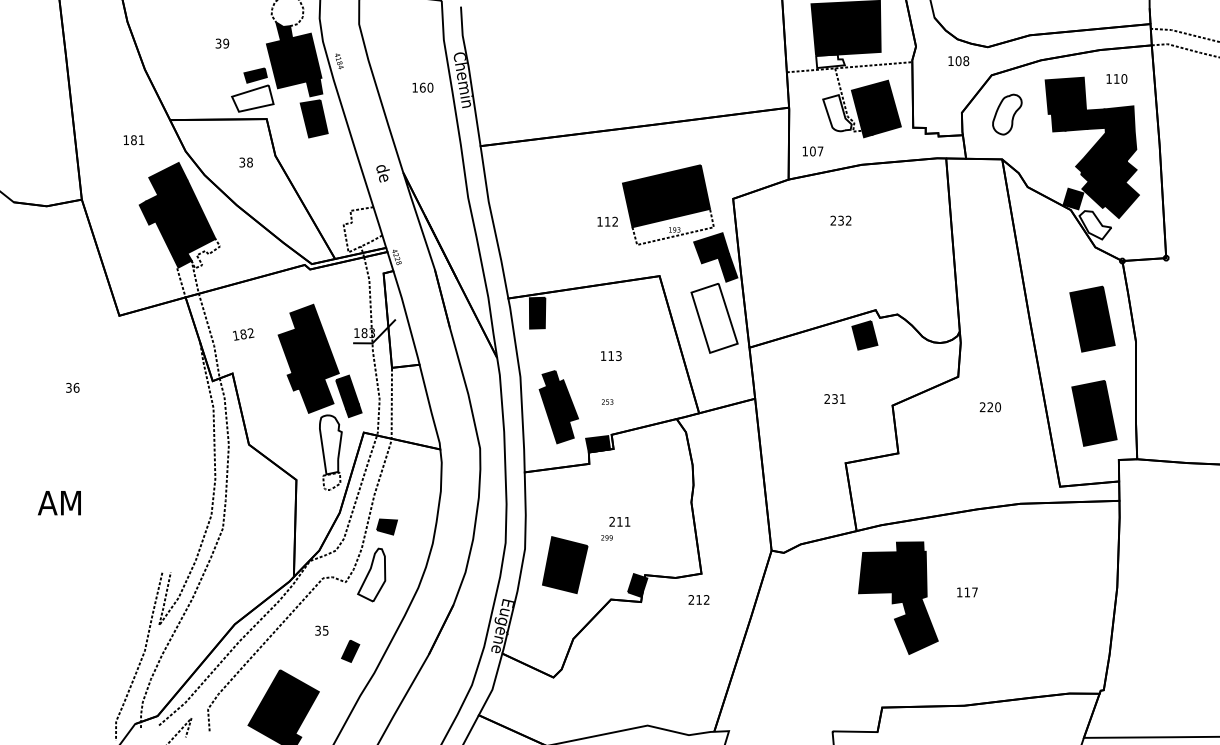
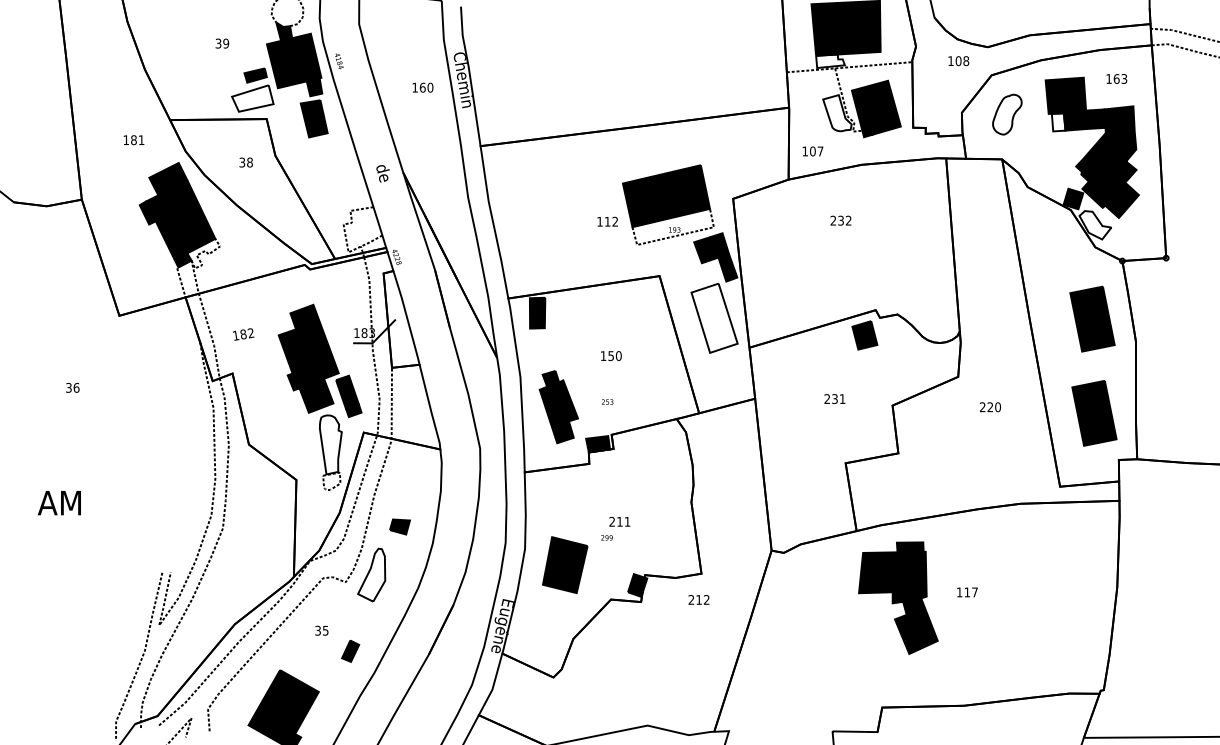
text: 110 -> 163 (1120, 78)
fill: present -> none (1058, 122)
text: 113 -> 150 (614, 356)
part position: (386, 526) -> (399, 526) (399, 526)
